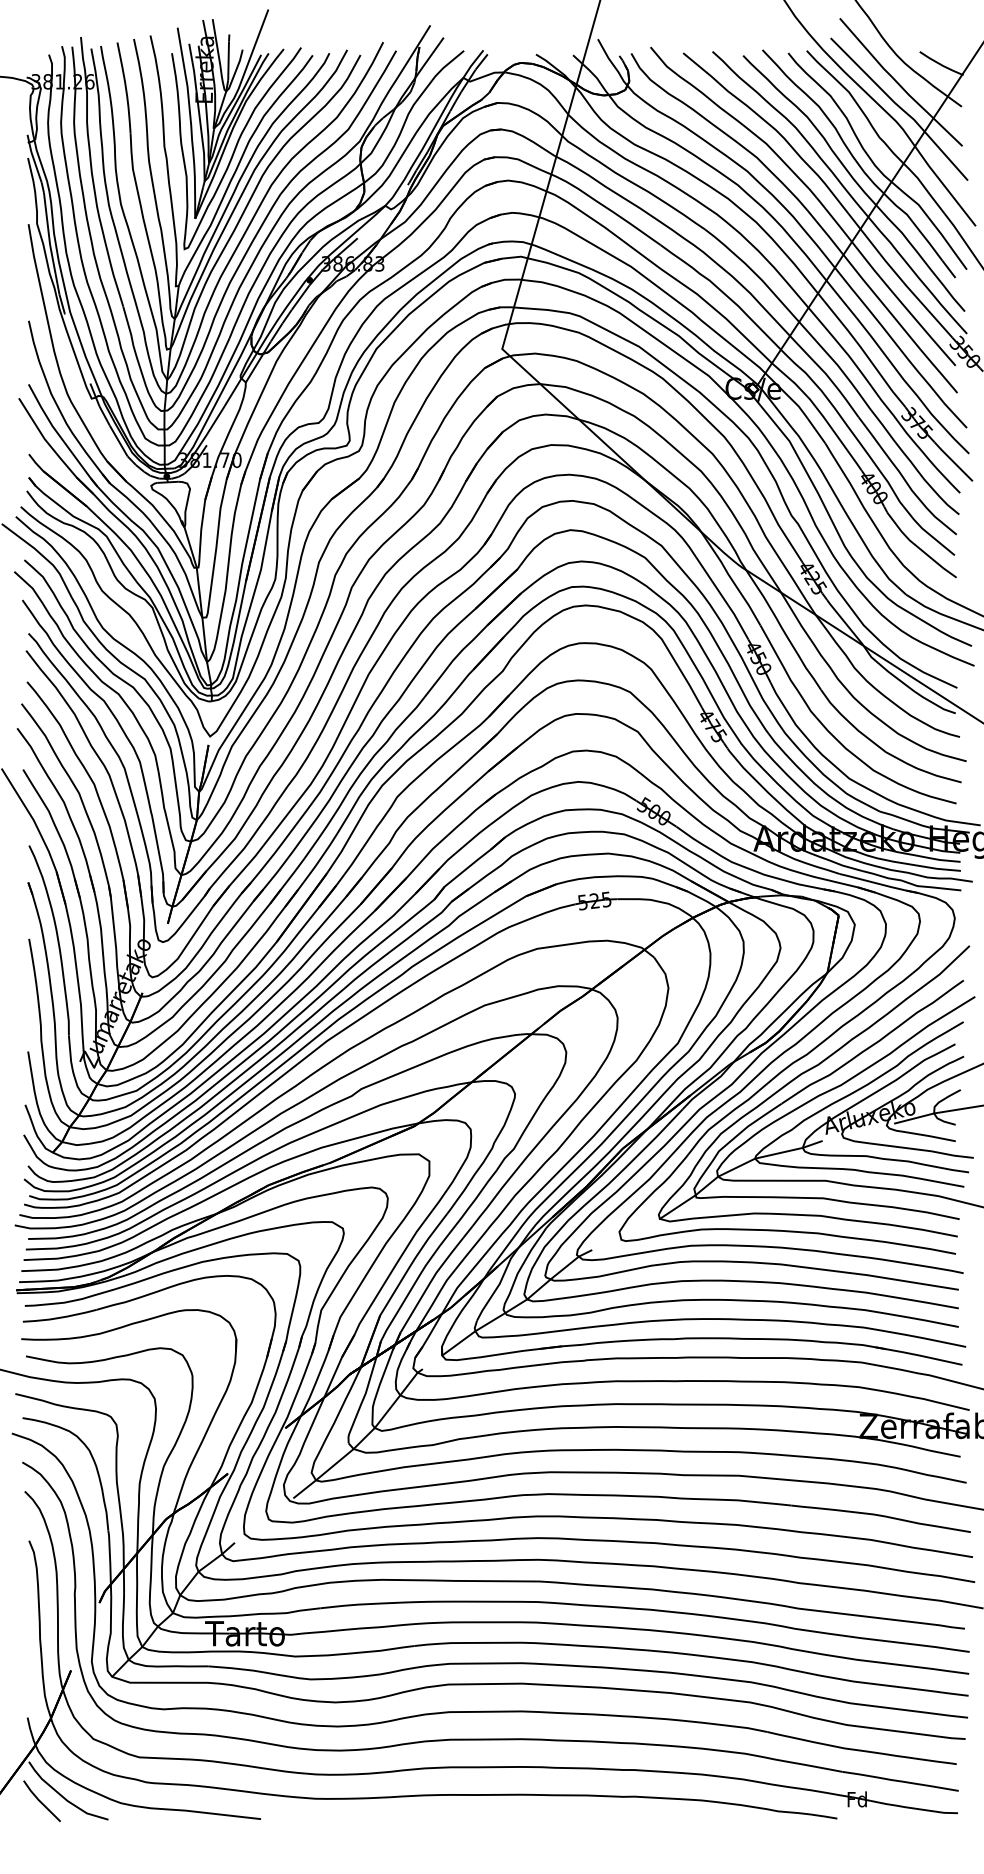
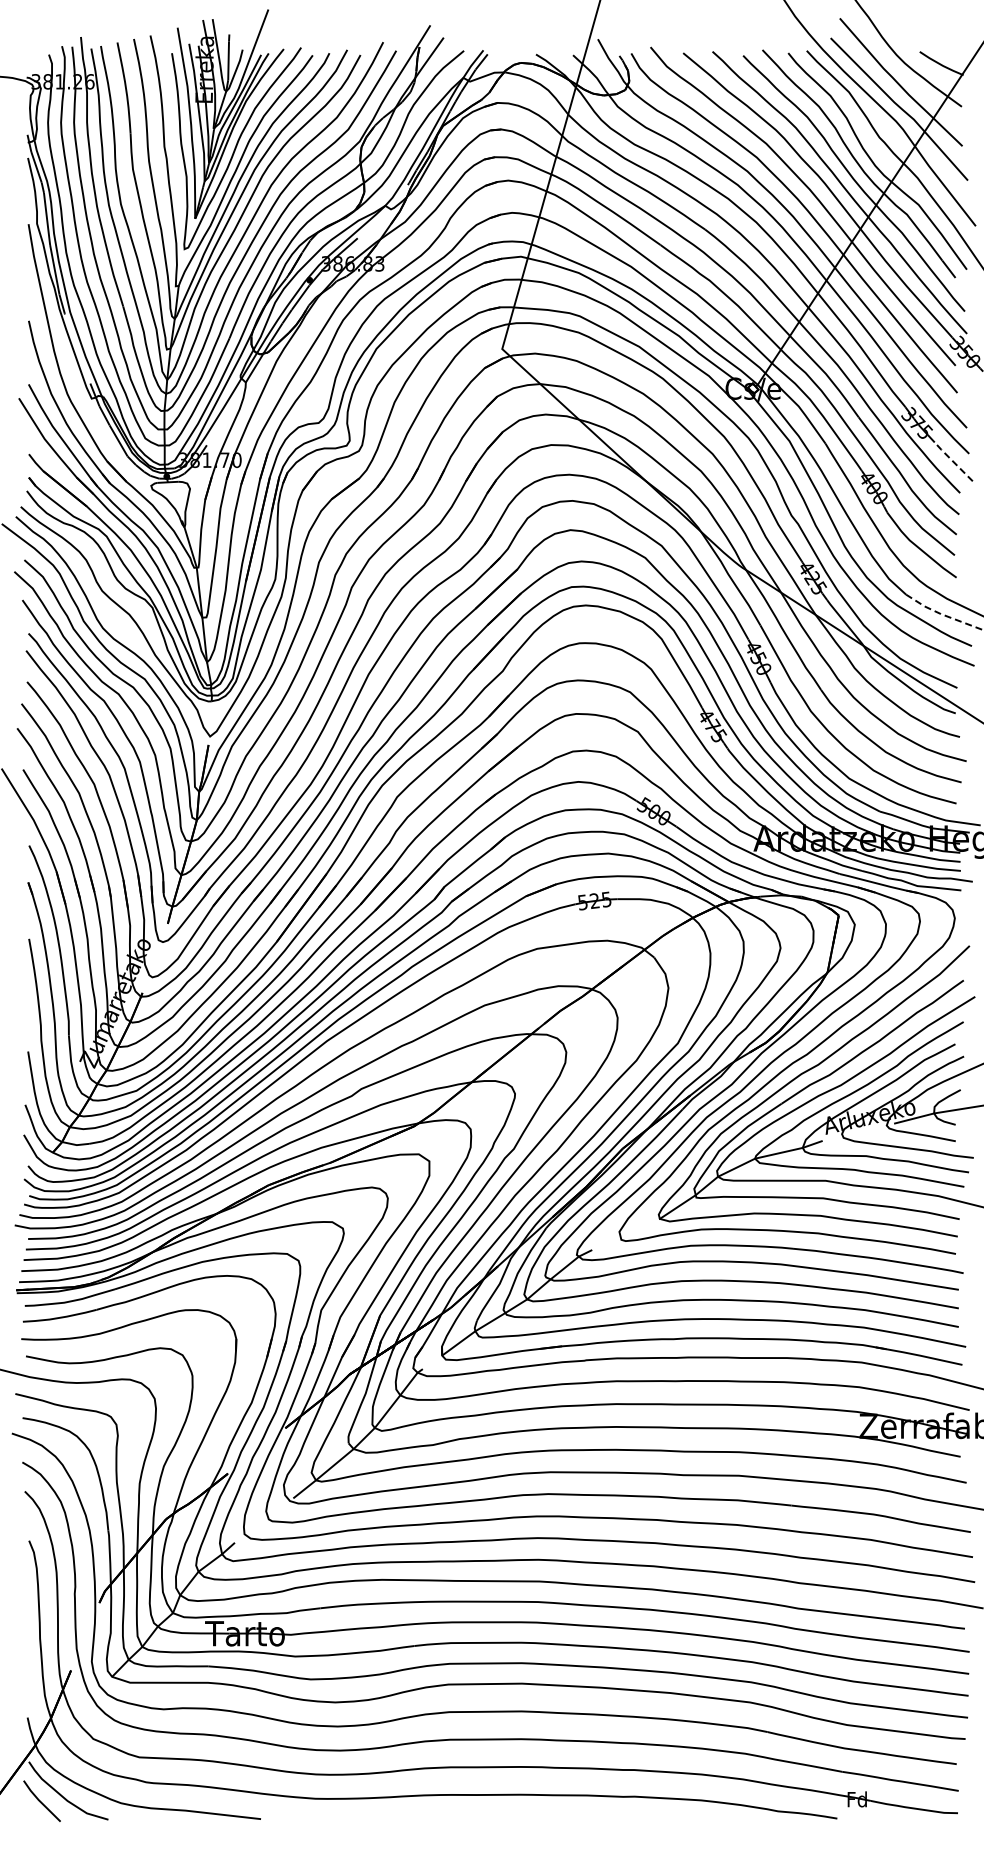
line: solid -> dashed (953, 461)
line: solid -> dashed (942, 614)
